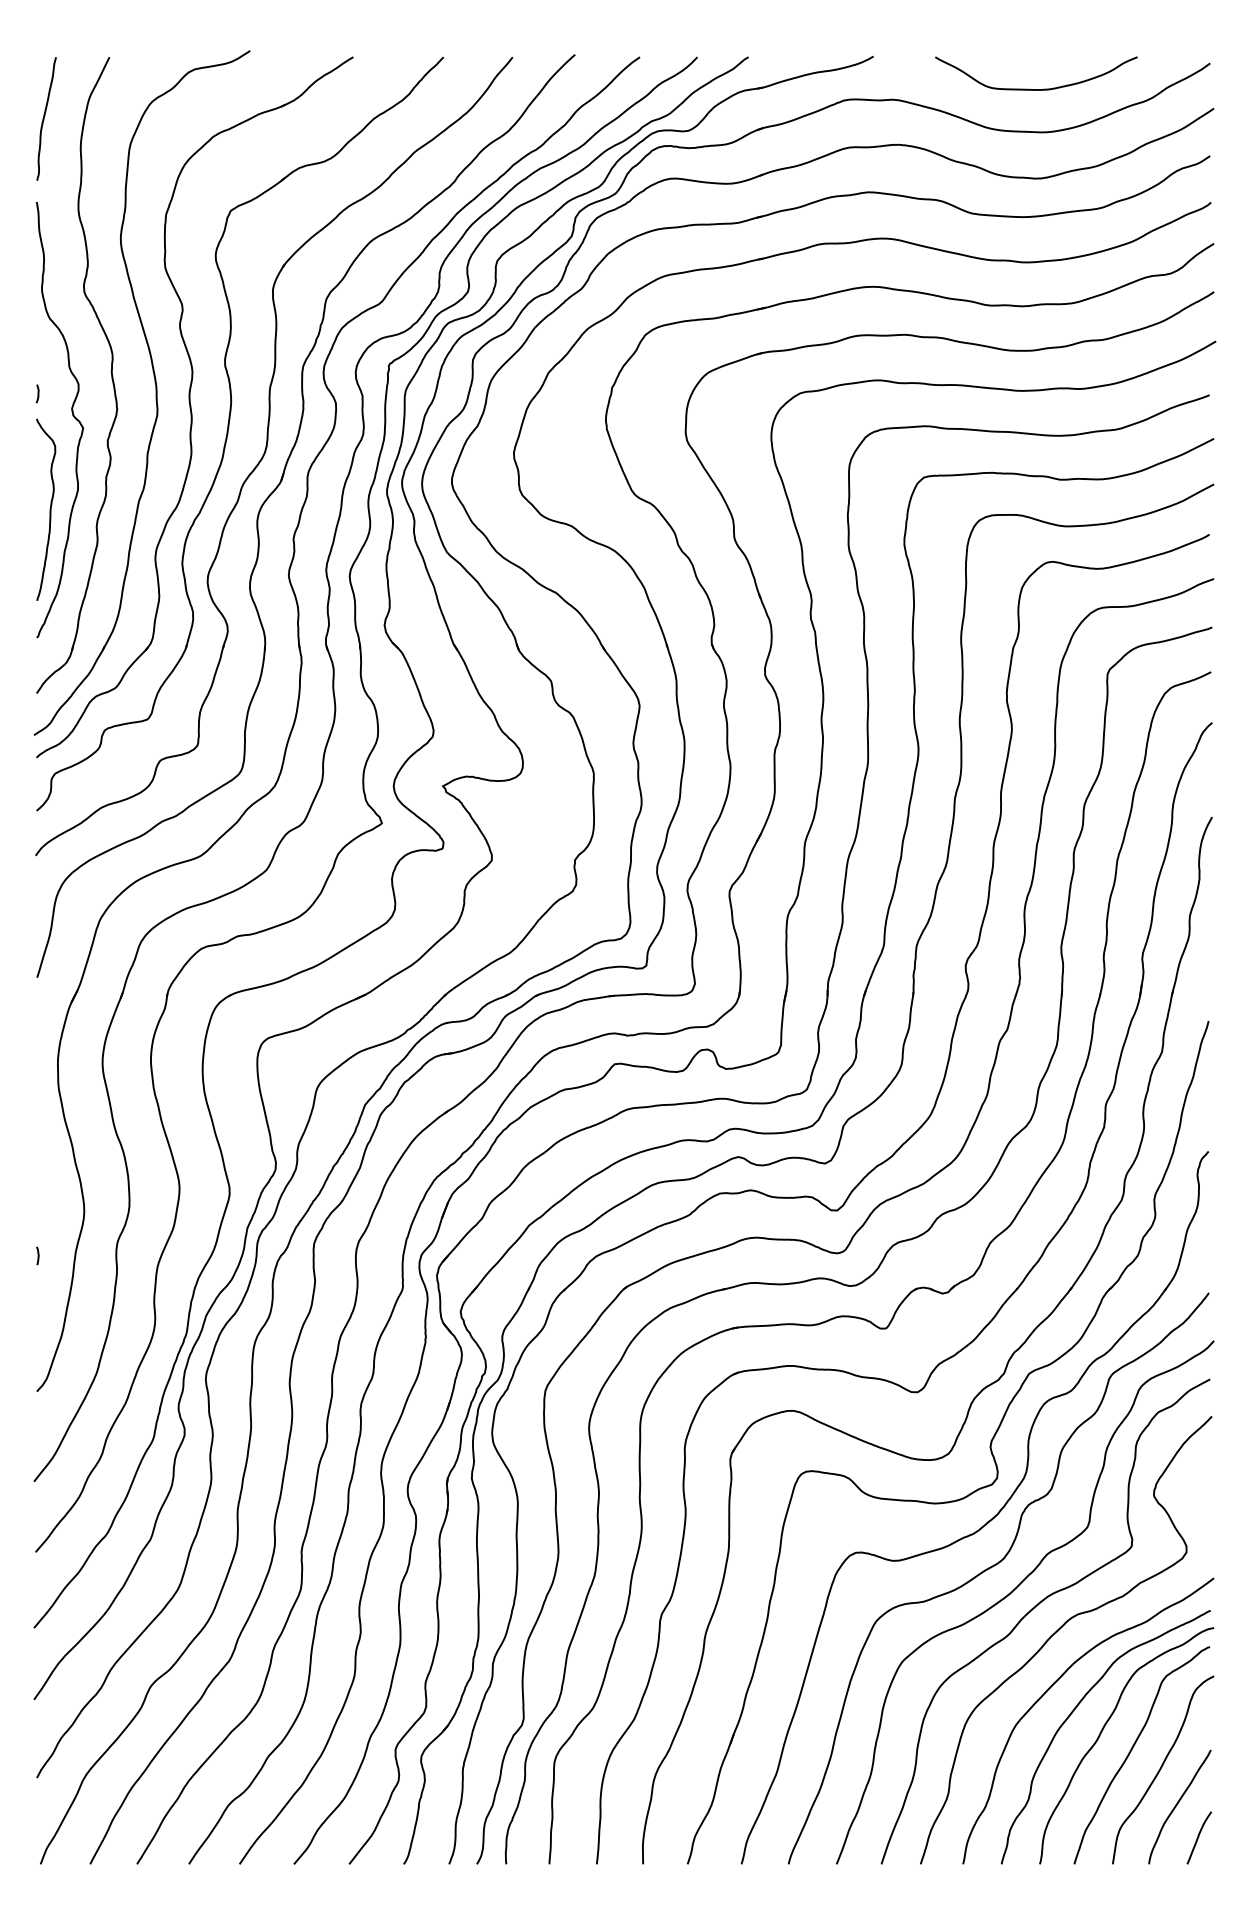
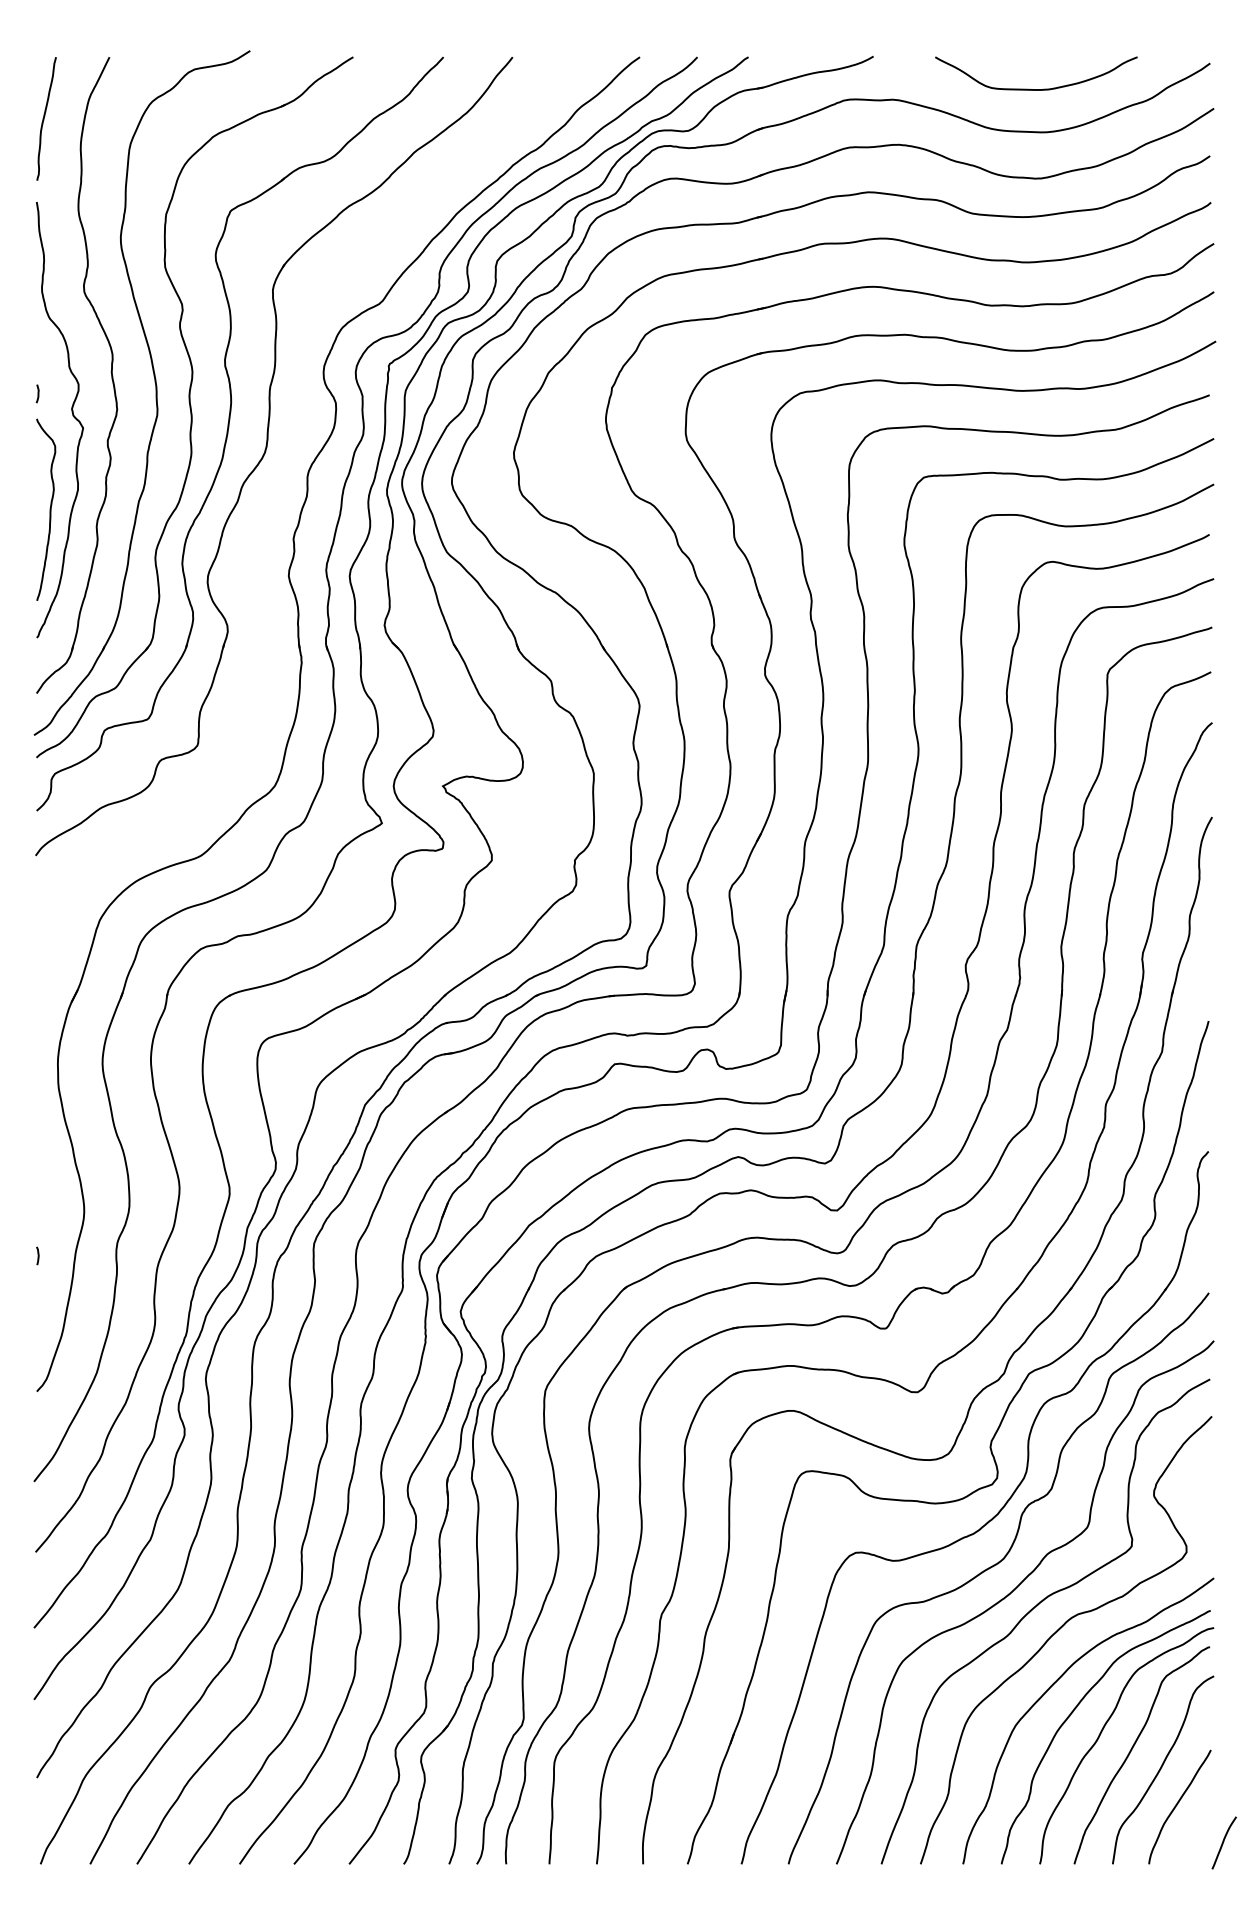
part: present -> none (278, 487)
curve position: (1198, 1837) -> (1223, 1842) (1223, 1842)
